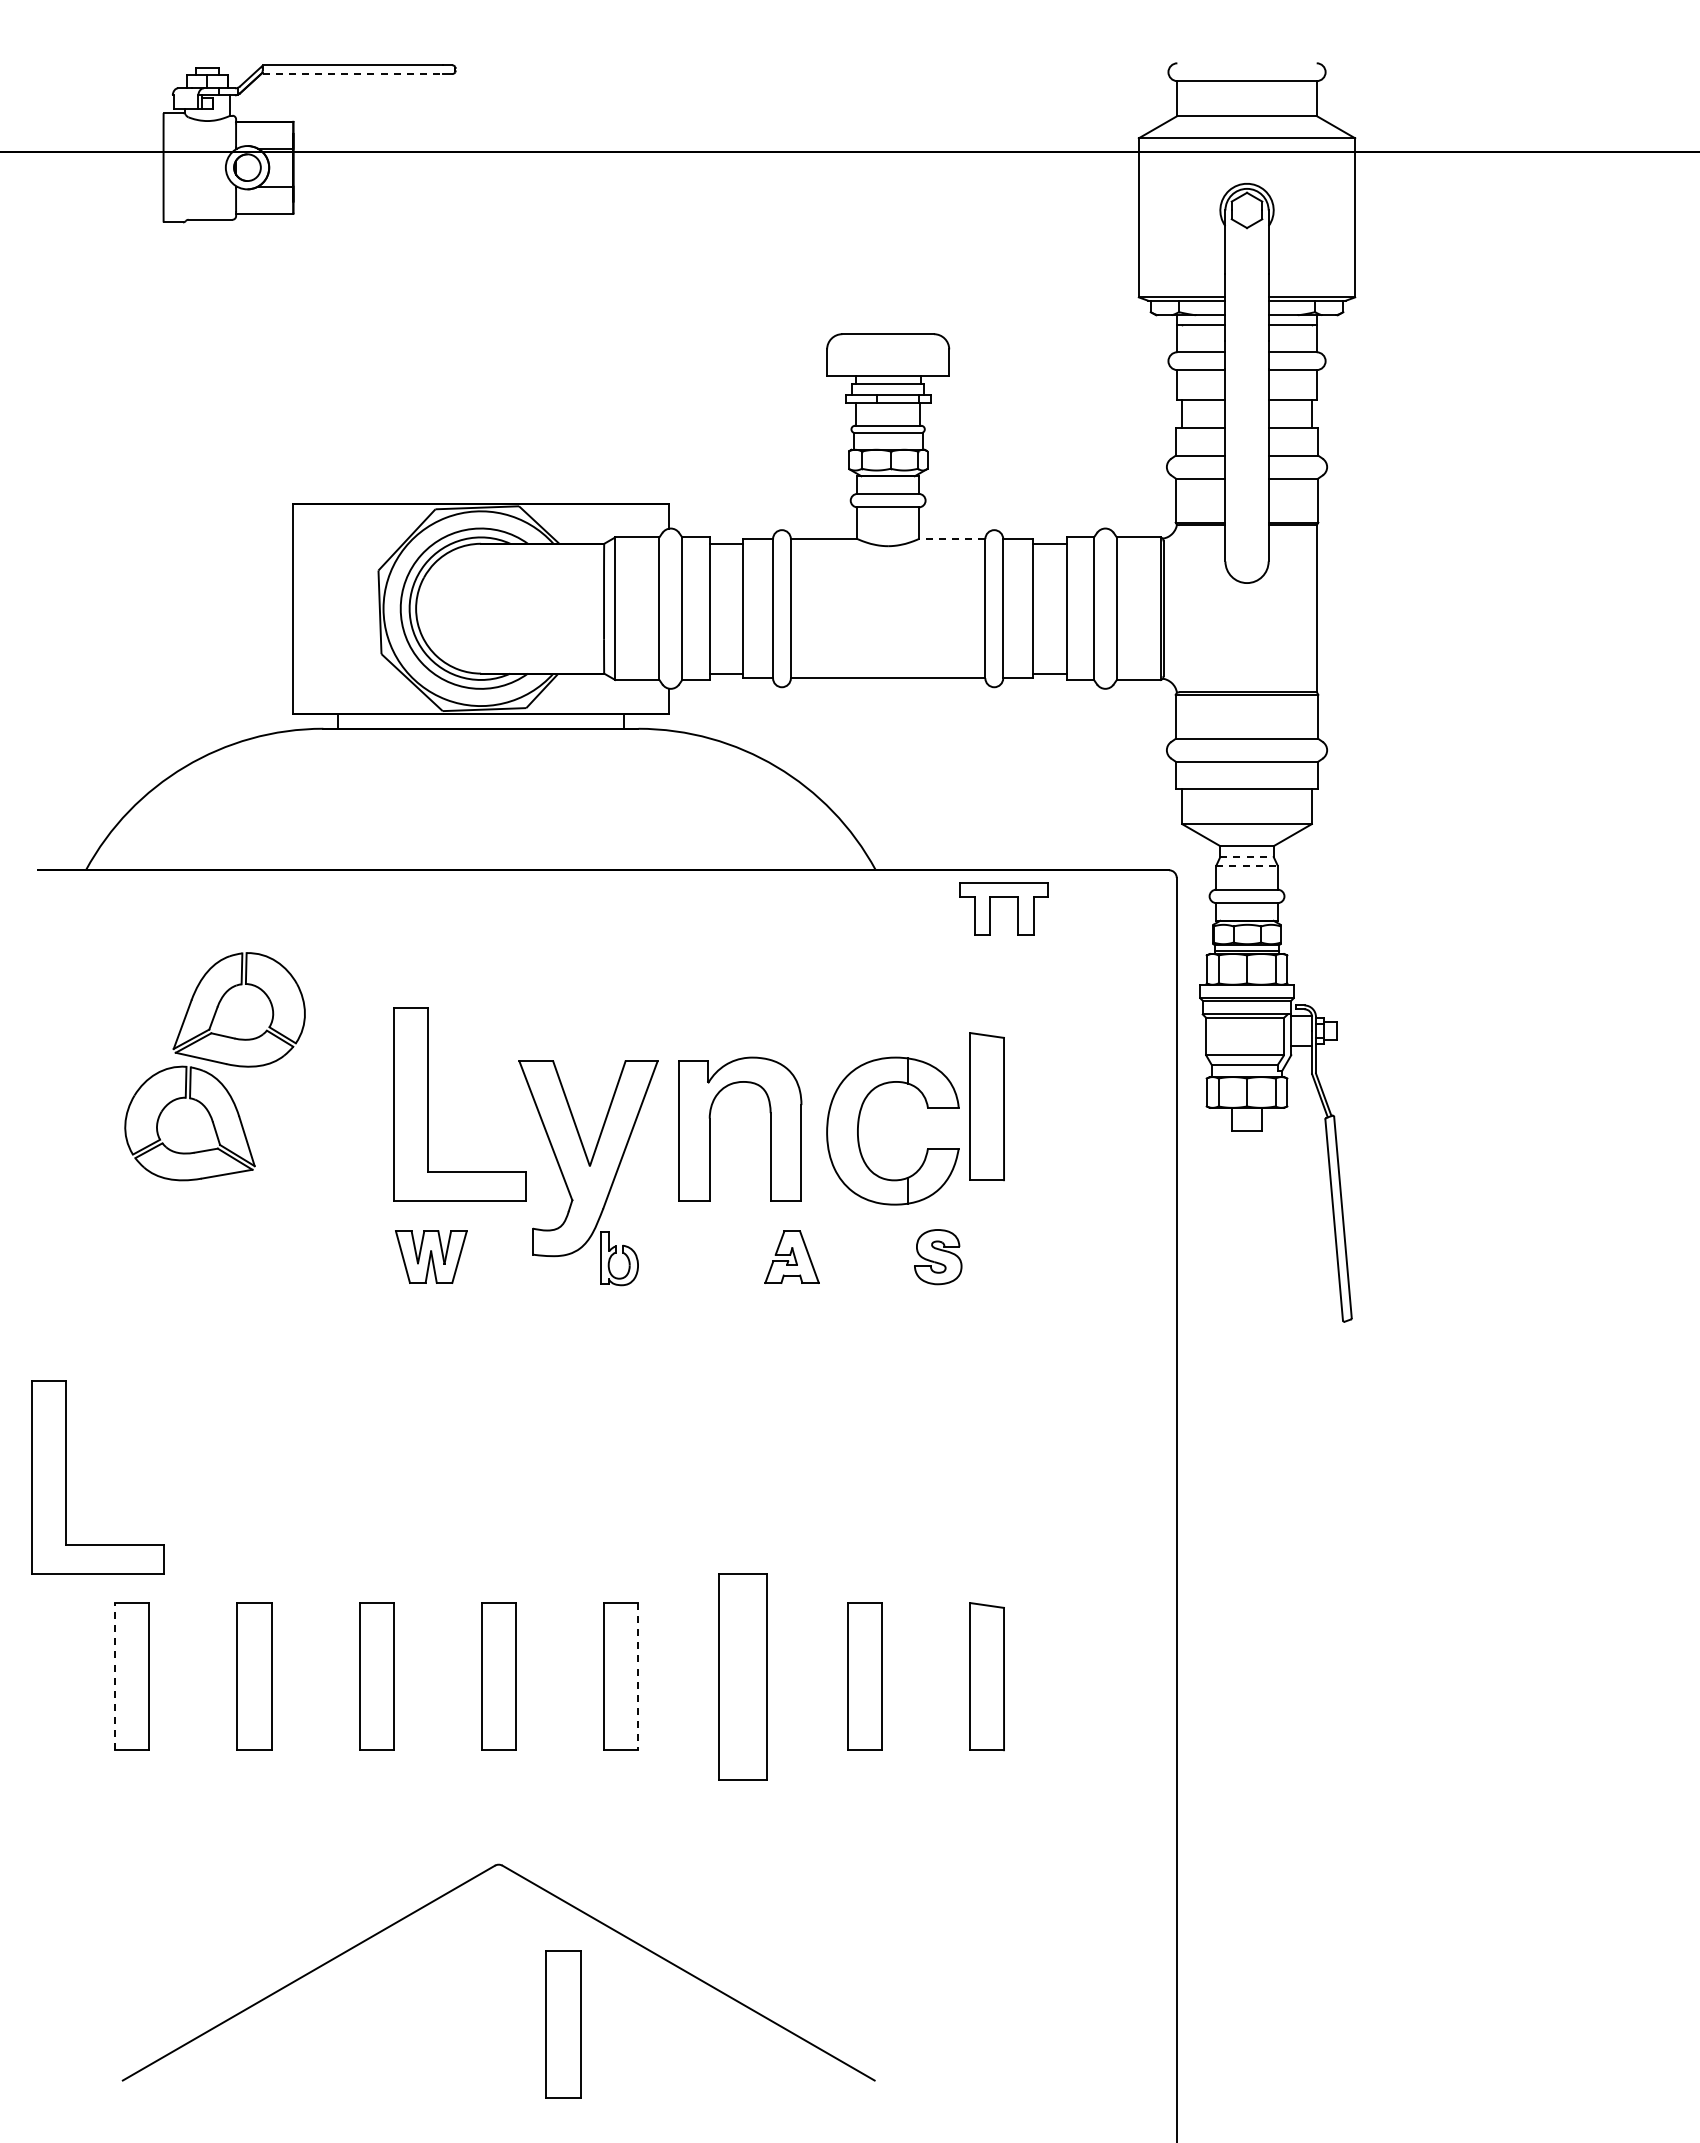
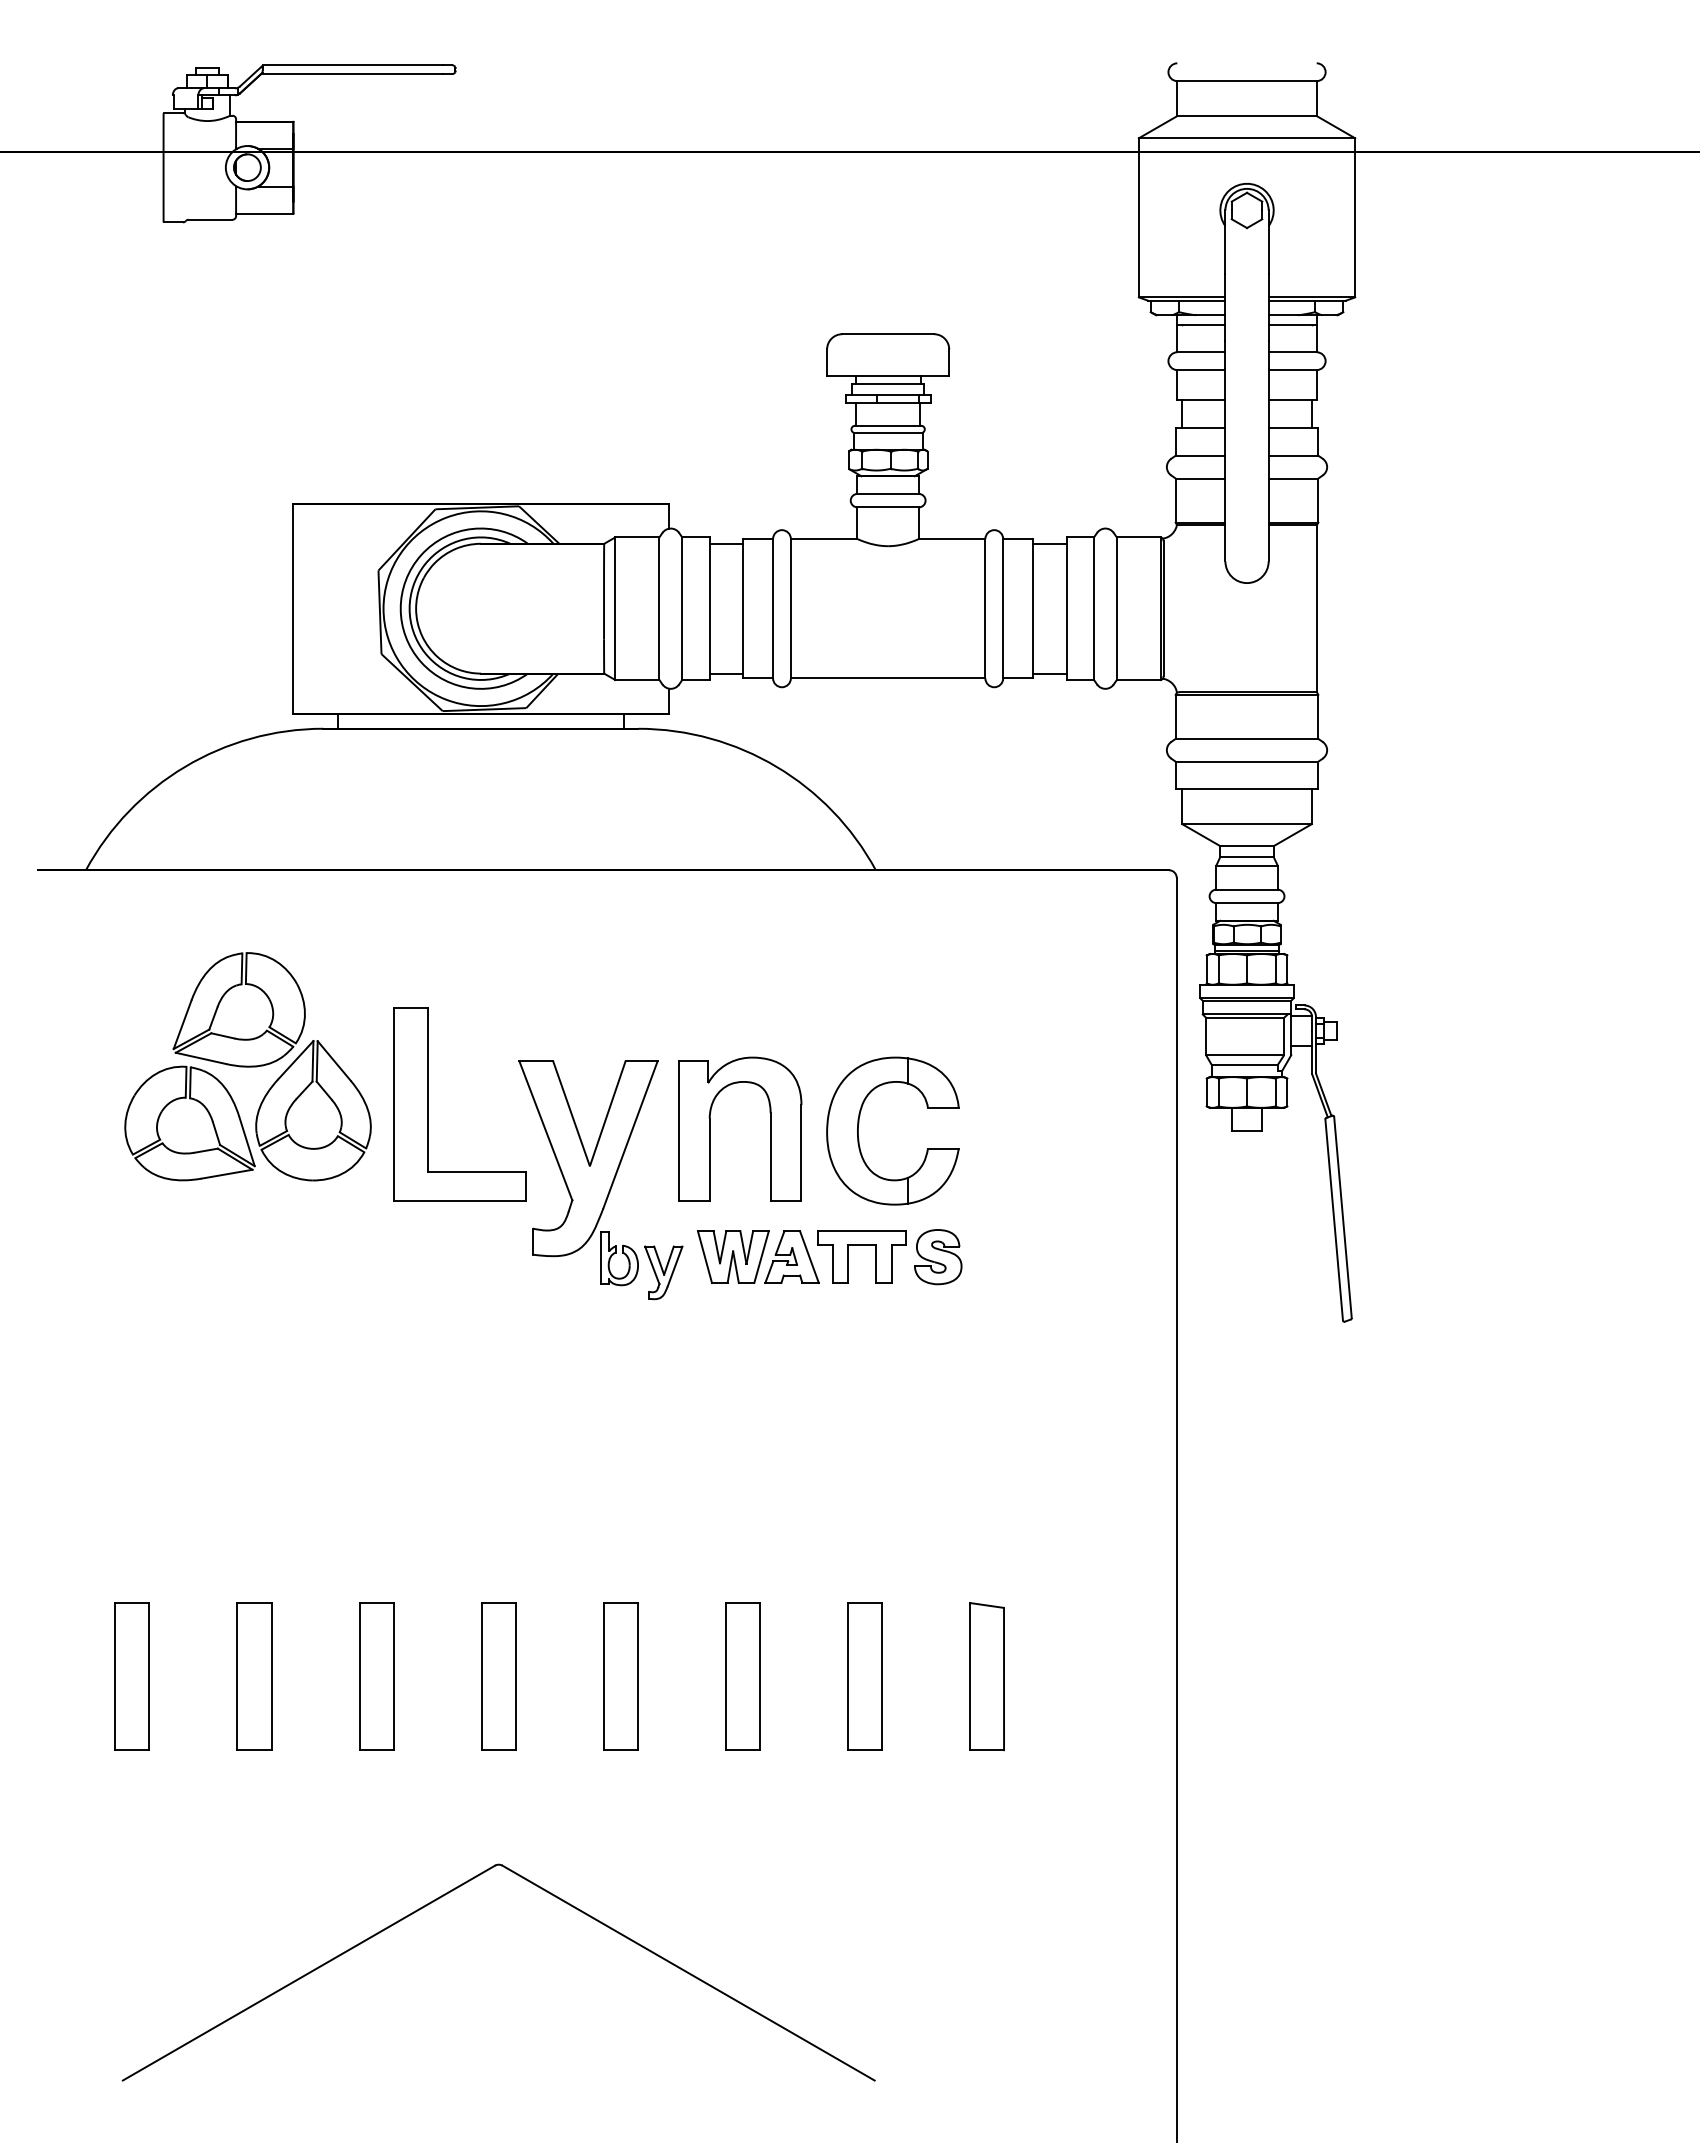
line: dashed -> solid (353, 74)
line: dashed -> solid (951, 539)
line: dashed -> solid (1247, 857)
line: dashed -> solid (1247, 865)
part position: (1003, 897) -> (861, 1245) (861, 1245)
part: none -> present (300, 1096)
part: present -> none (986, 1106)
part position: (431, 1256) -> (733, 1256) (733, 1256)
part: none -> present (663, 1272)
part: present -> none (66, 1477)
line: dashed -> solid (115, 1676)
line: dashed -> solid (637, 1676)
part size: 50x208 px -> 36x149 px (742, 1676)
part: present -> none (563, 2024)
